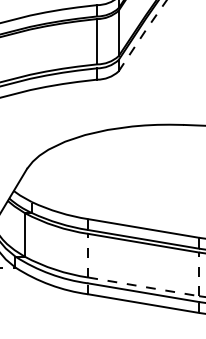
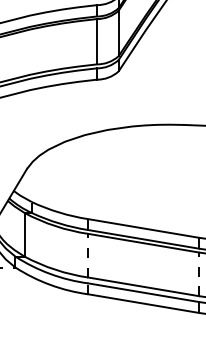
line: dashed -> solid (142, 35)
line: dashed -> solid (144, 286)
